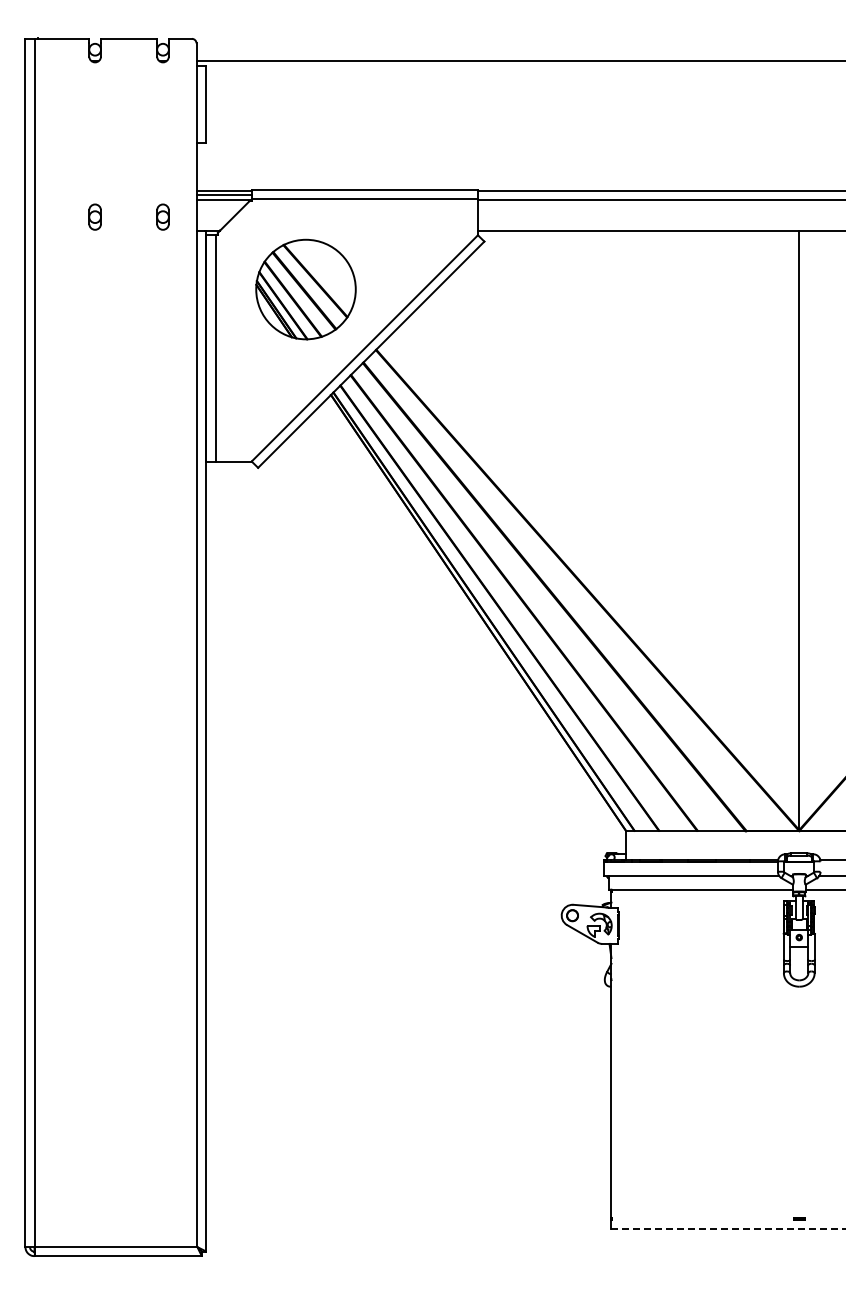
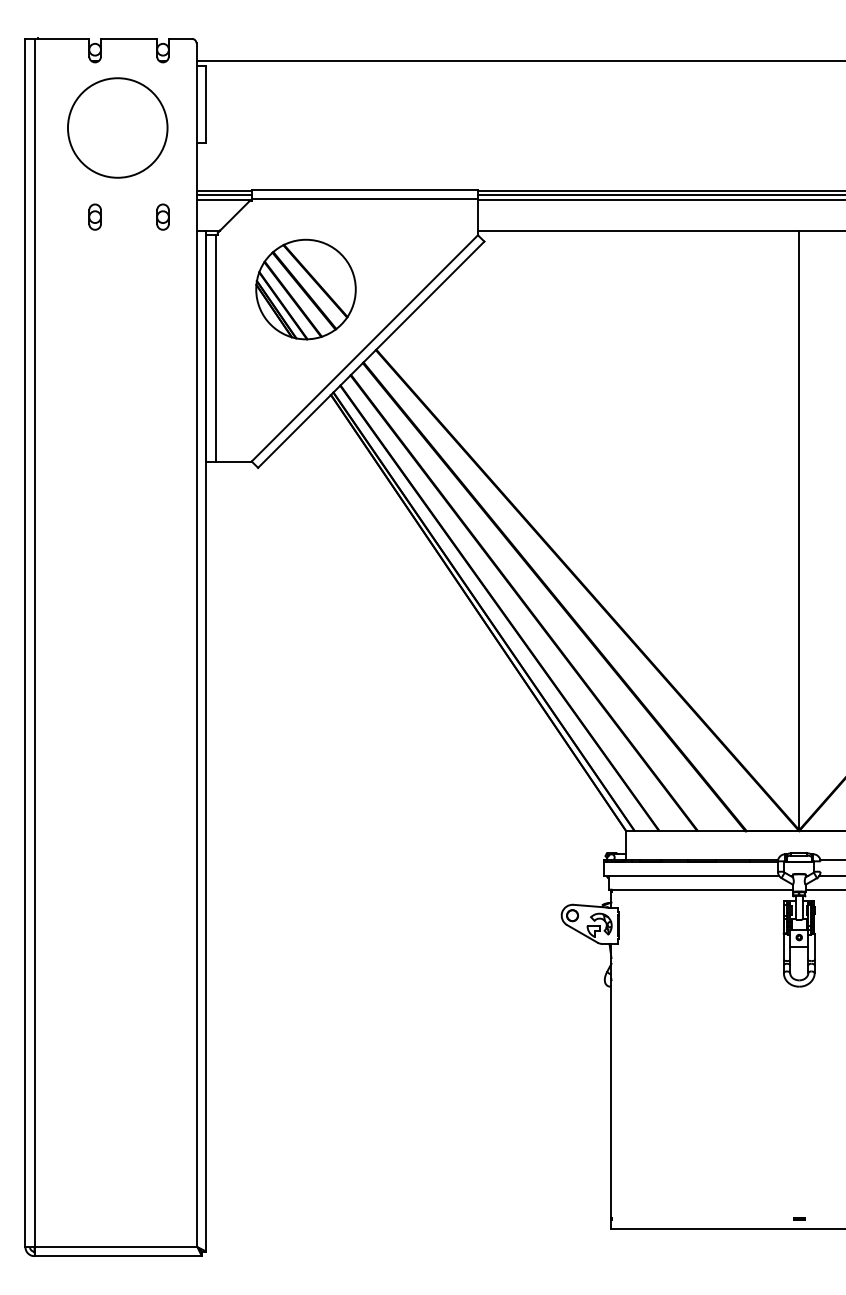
circle: none -> present (117, 127)
line: none -> present (659, 194)
line: dashed -> solid (728, 1229)
